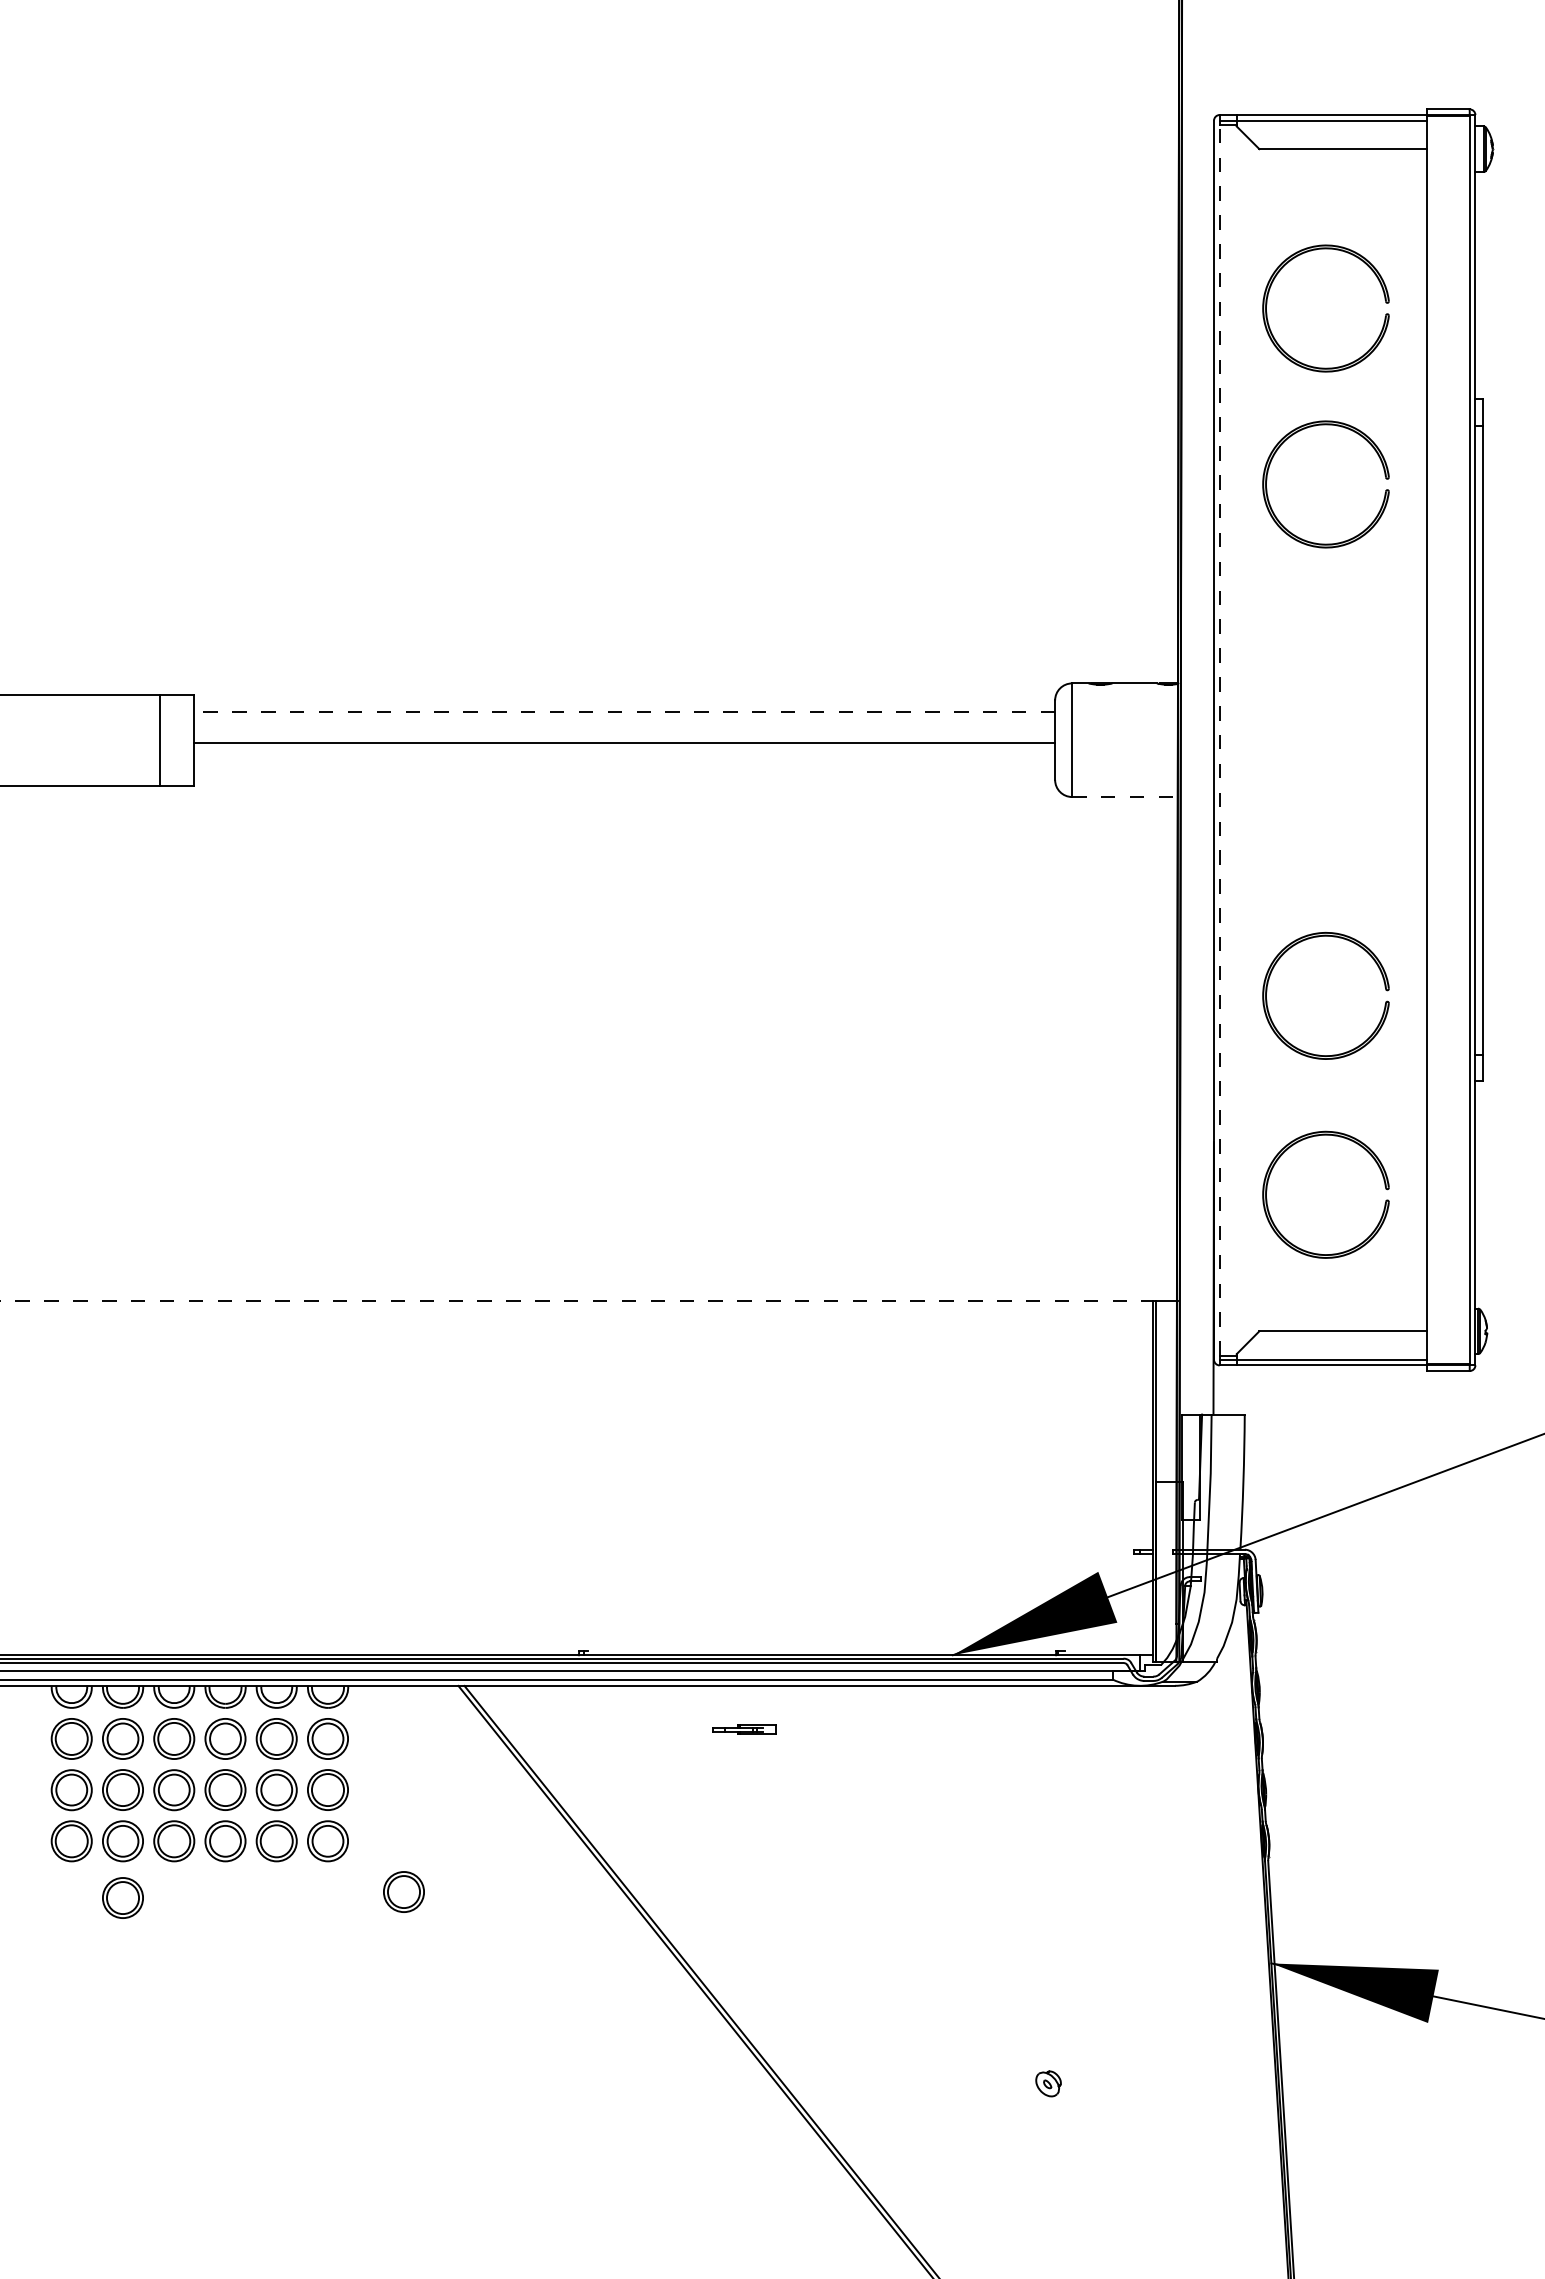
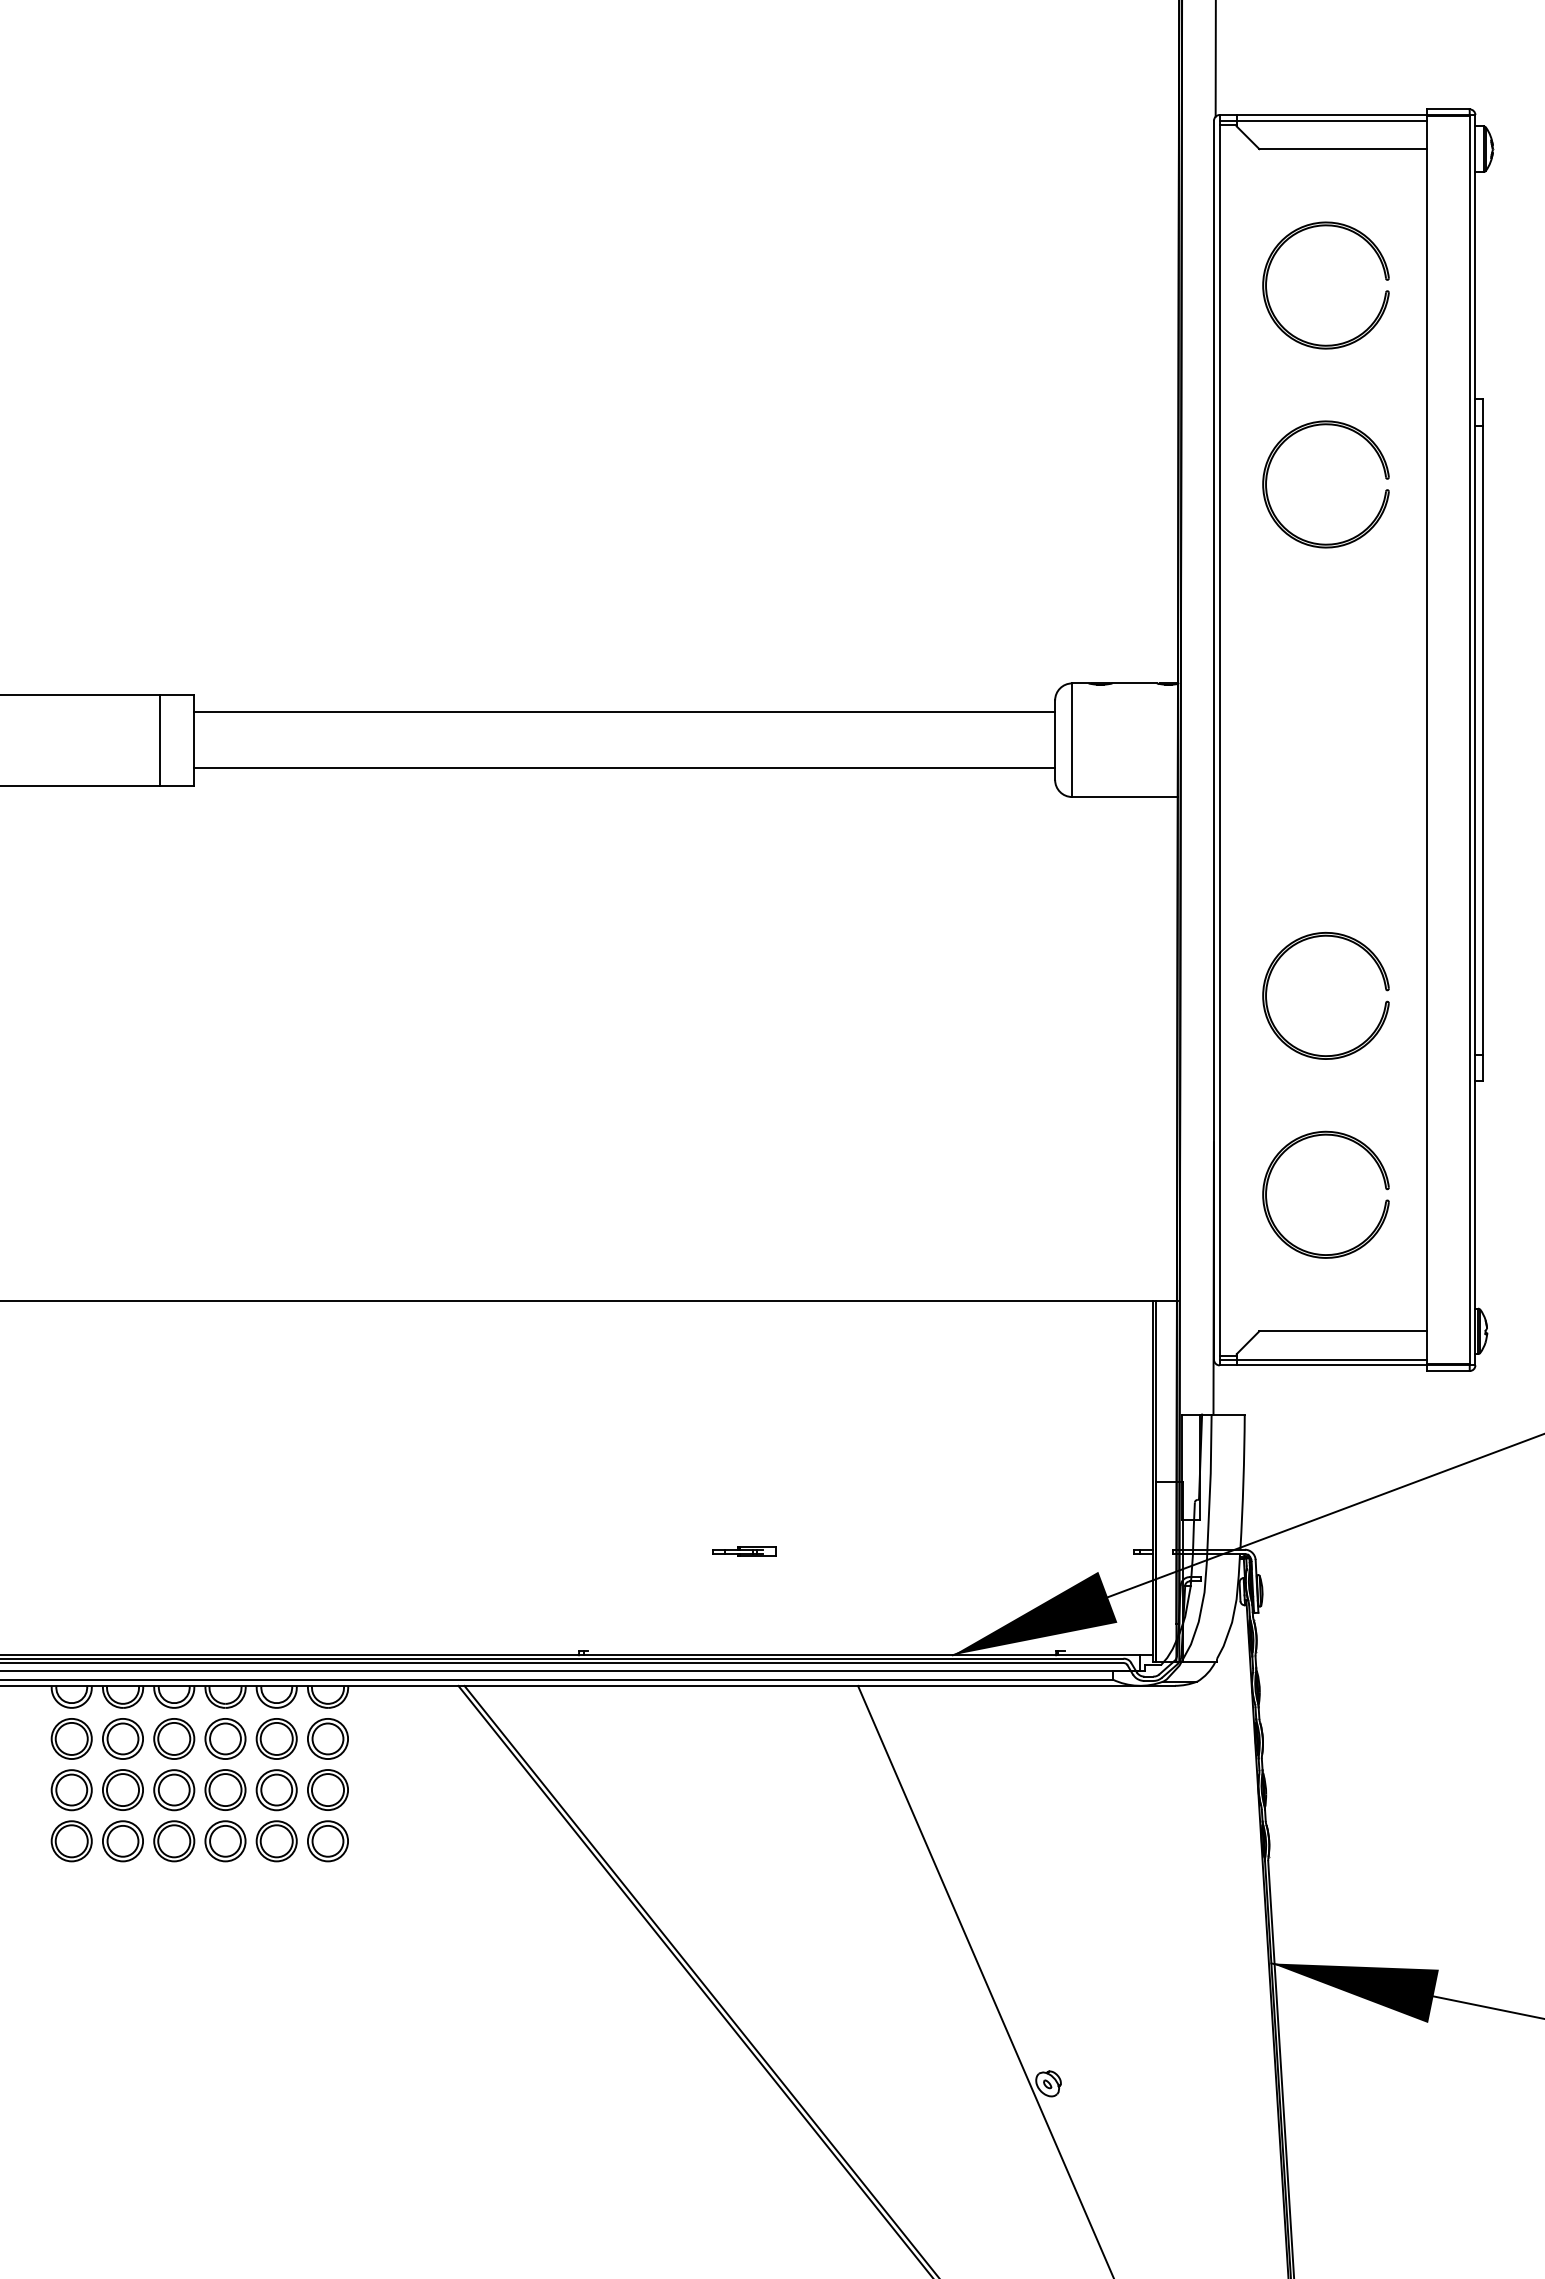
line: none -> present (1215, 59)
part position: (1267, 304) -> (1267, 281) (1267, 281)
line: dashed -> solid (624, 712)
line: dashed -> solid (1219, 739)
line position: (624, 743) -> (624, 768) (624, 768)
line: dashed -> solid (1124, 797)
line: dashed -> solid (576, 1301)
part position: (744, 1729) -> (744, 1551) (744, 1551)
part: present -> none (403, 1891)
part: present -> none (122, 1897)
line: none -> present (985, 1980)
